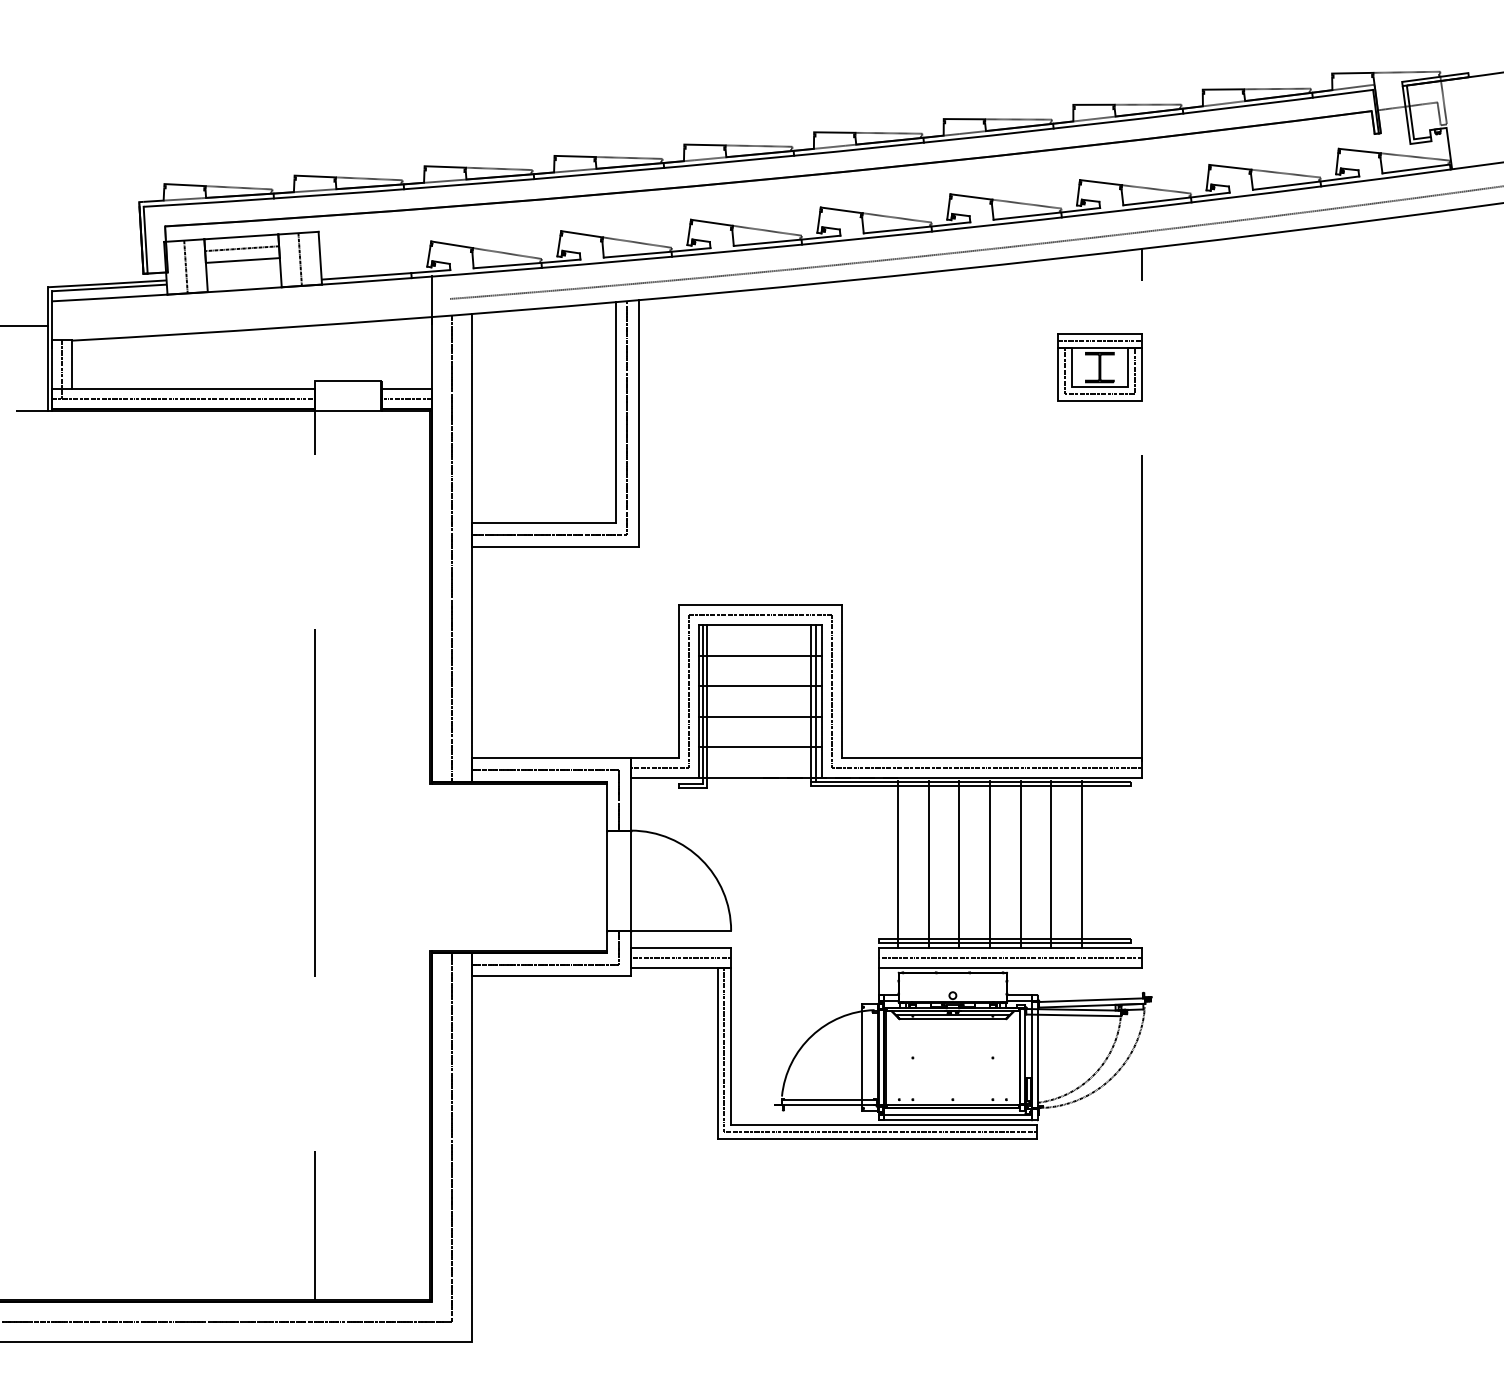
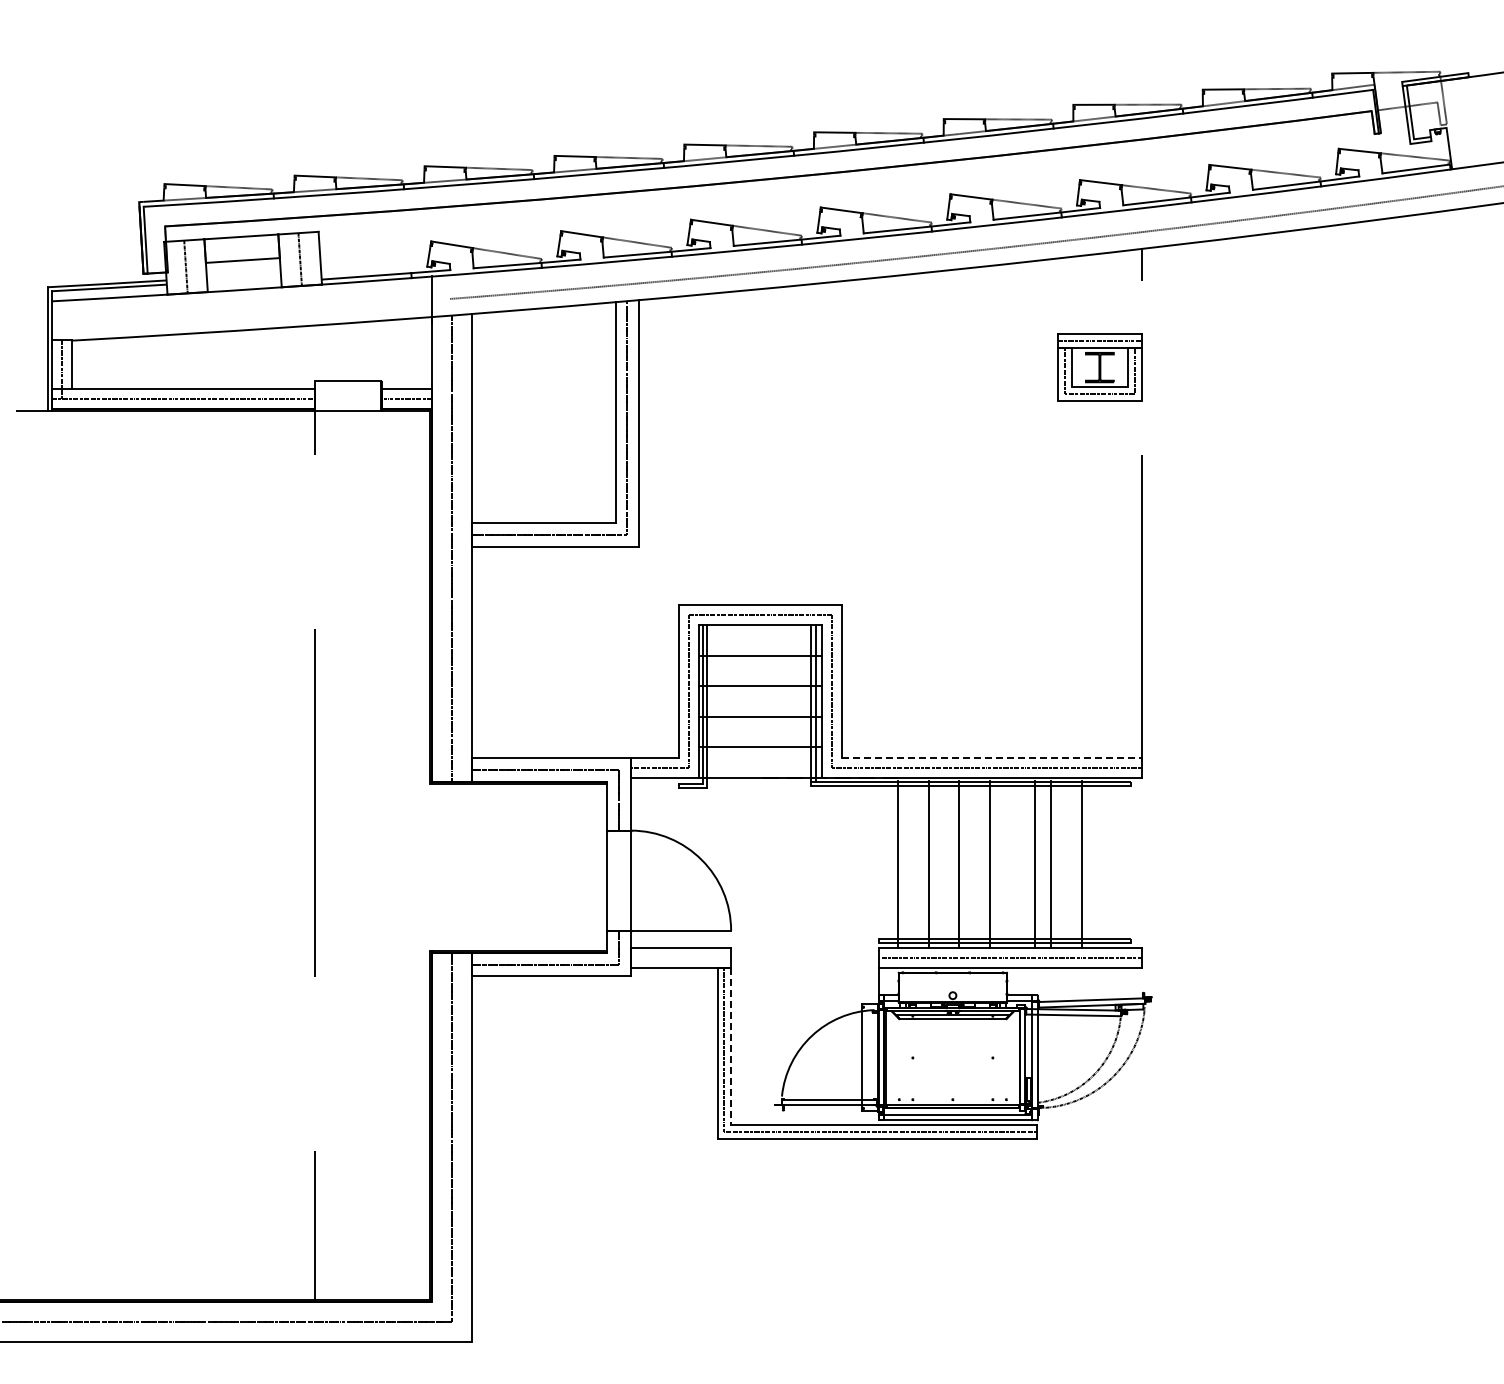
line: present -> none (242, 248)
line: present -> none (24, 325)
line: solid -> dashed (991, 757)
line position: (1020, 863) -> (1034, 863) (1034, 863)
line: present -> none (680, 957)
line: solid -> dashed (731, 1046)
